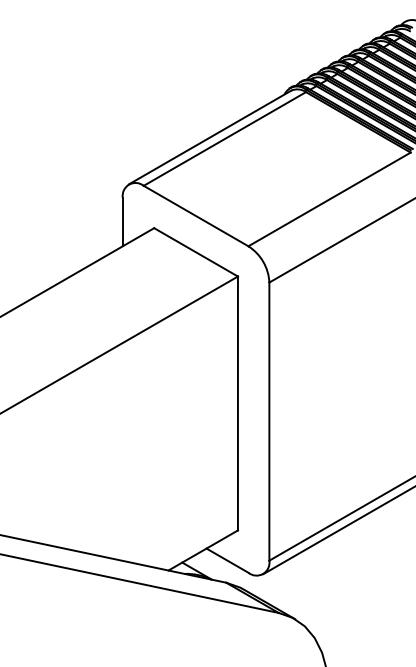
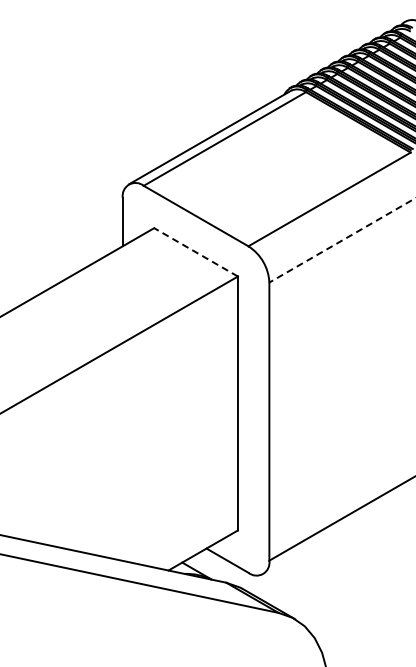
line: solid -> dashed (341, 240)
line: solid -> dashed (195, 252)
line: present -> none (337, 530)
